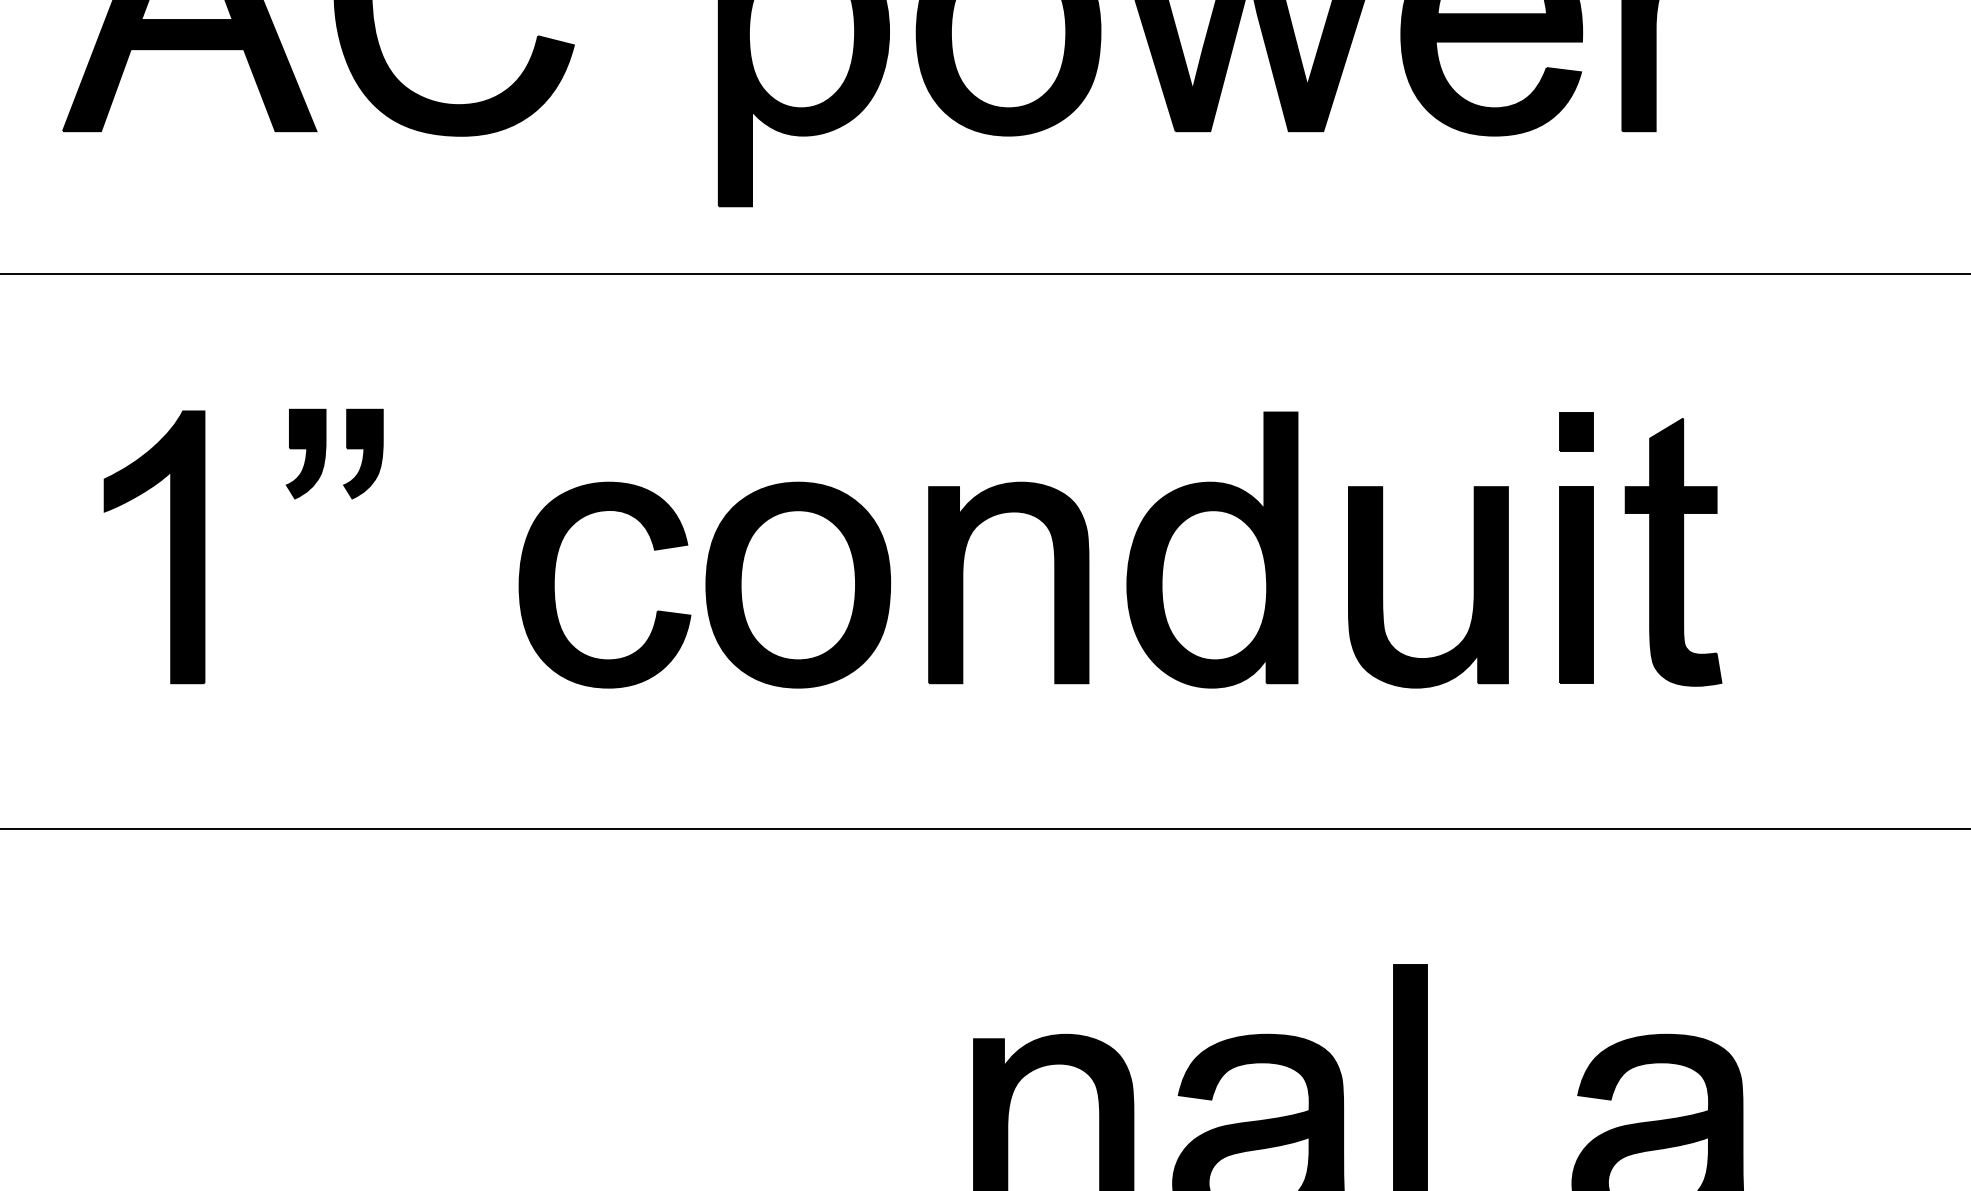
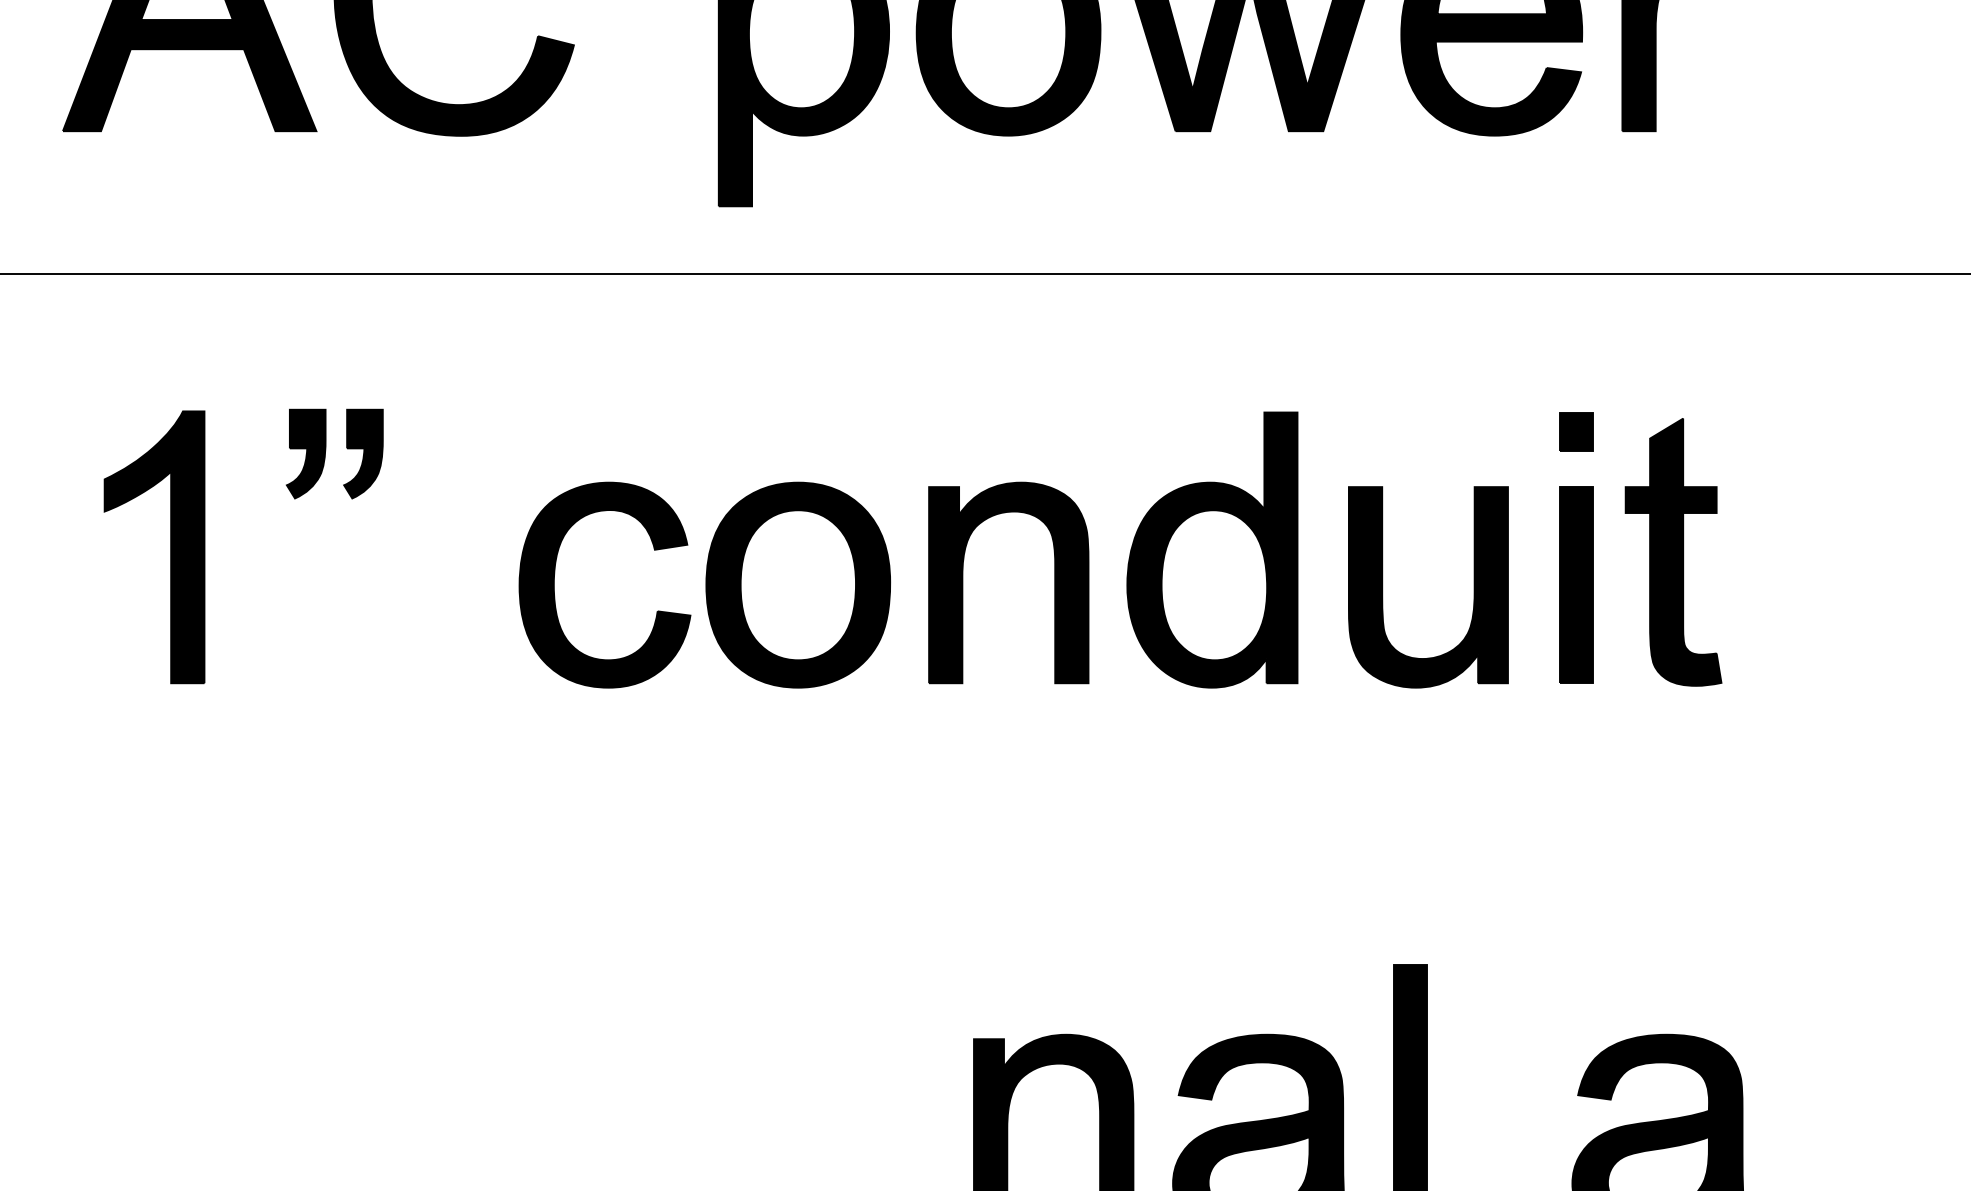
line: present -> none (984, 828)
